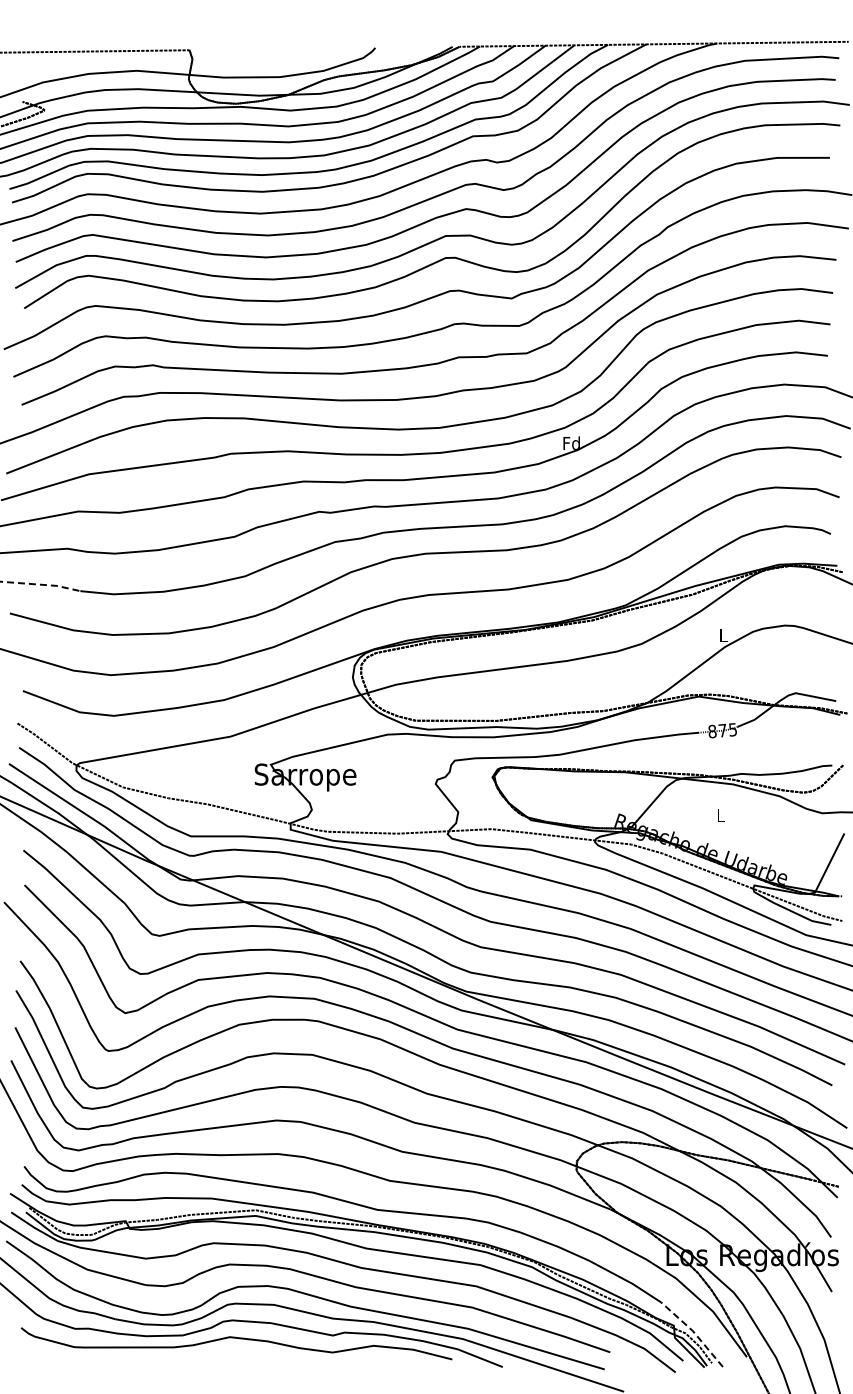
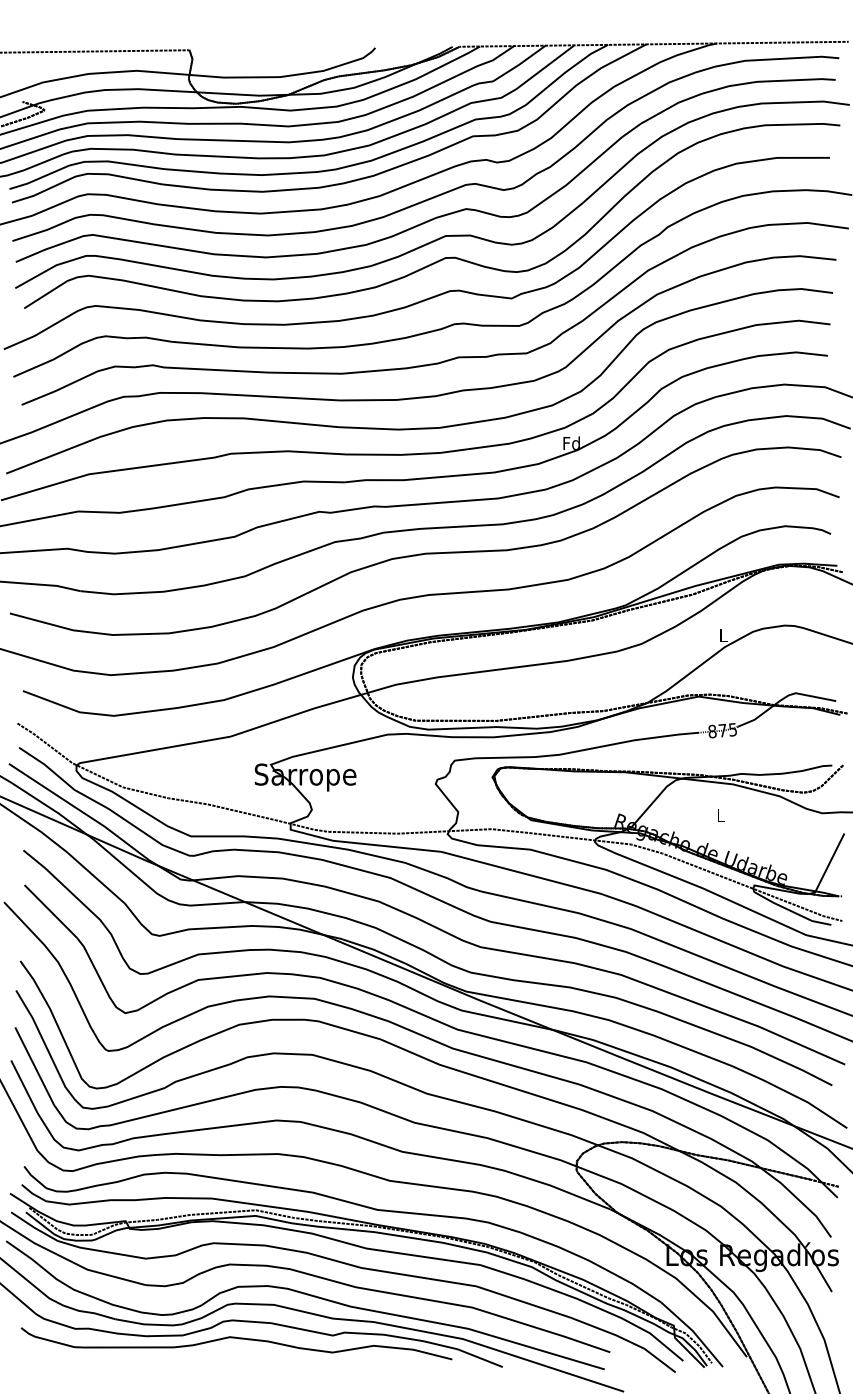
line: dashed -> solid (42, 584)
line: dashed -> solid (694, 1332)
